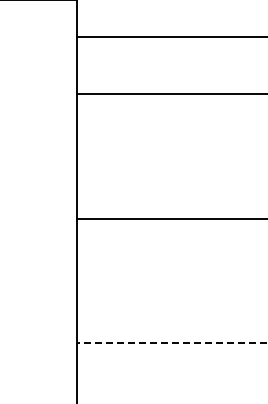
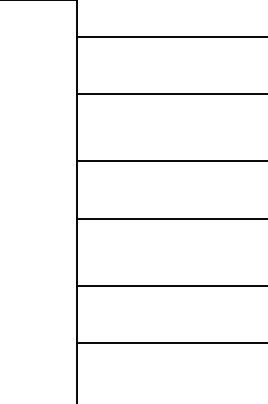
line: none -> present (170, 161)
line: none -> present (170, 285)
line: dashed -> solid (171, 343)
